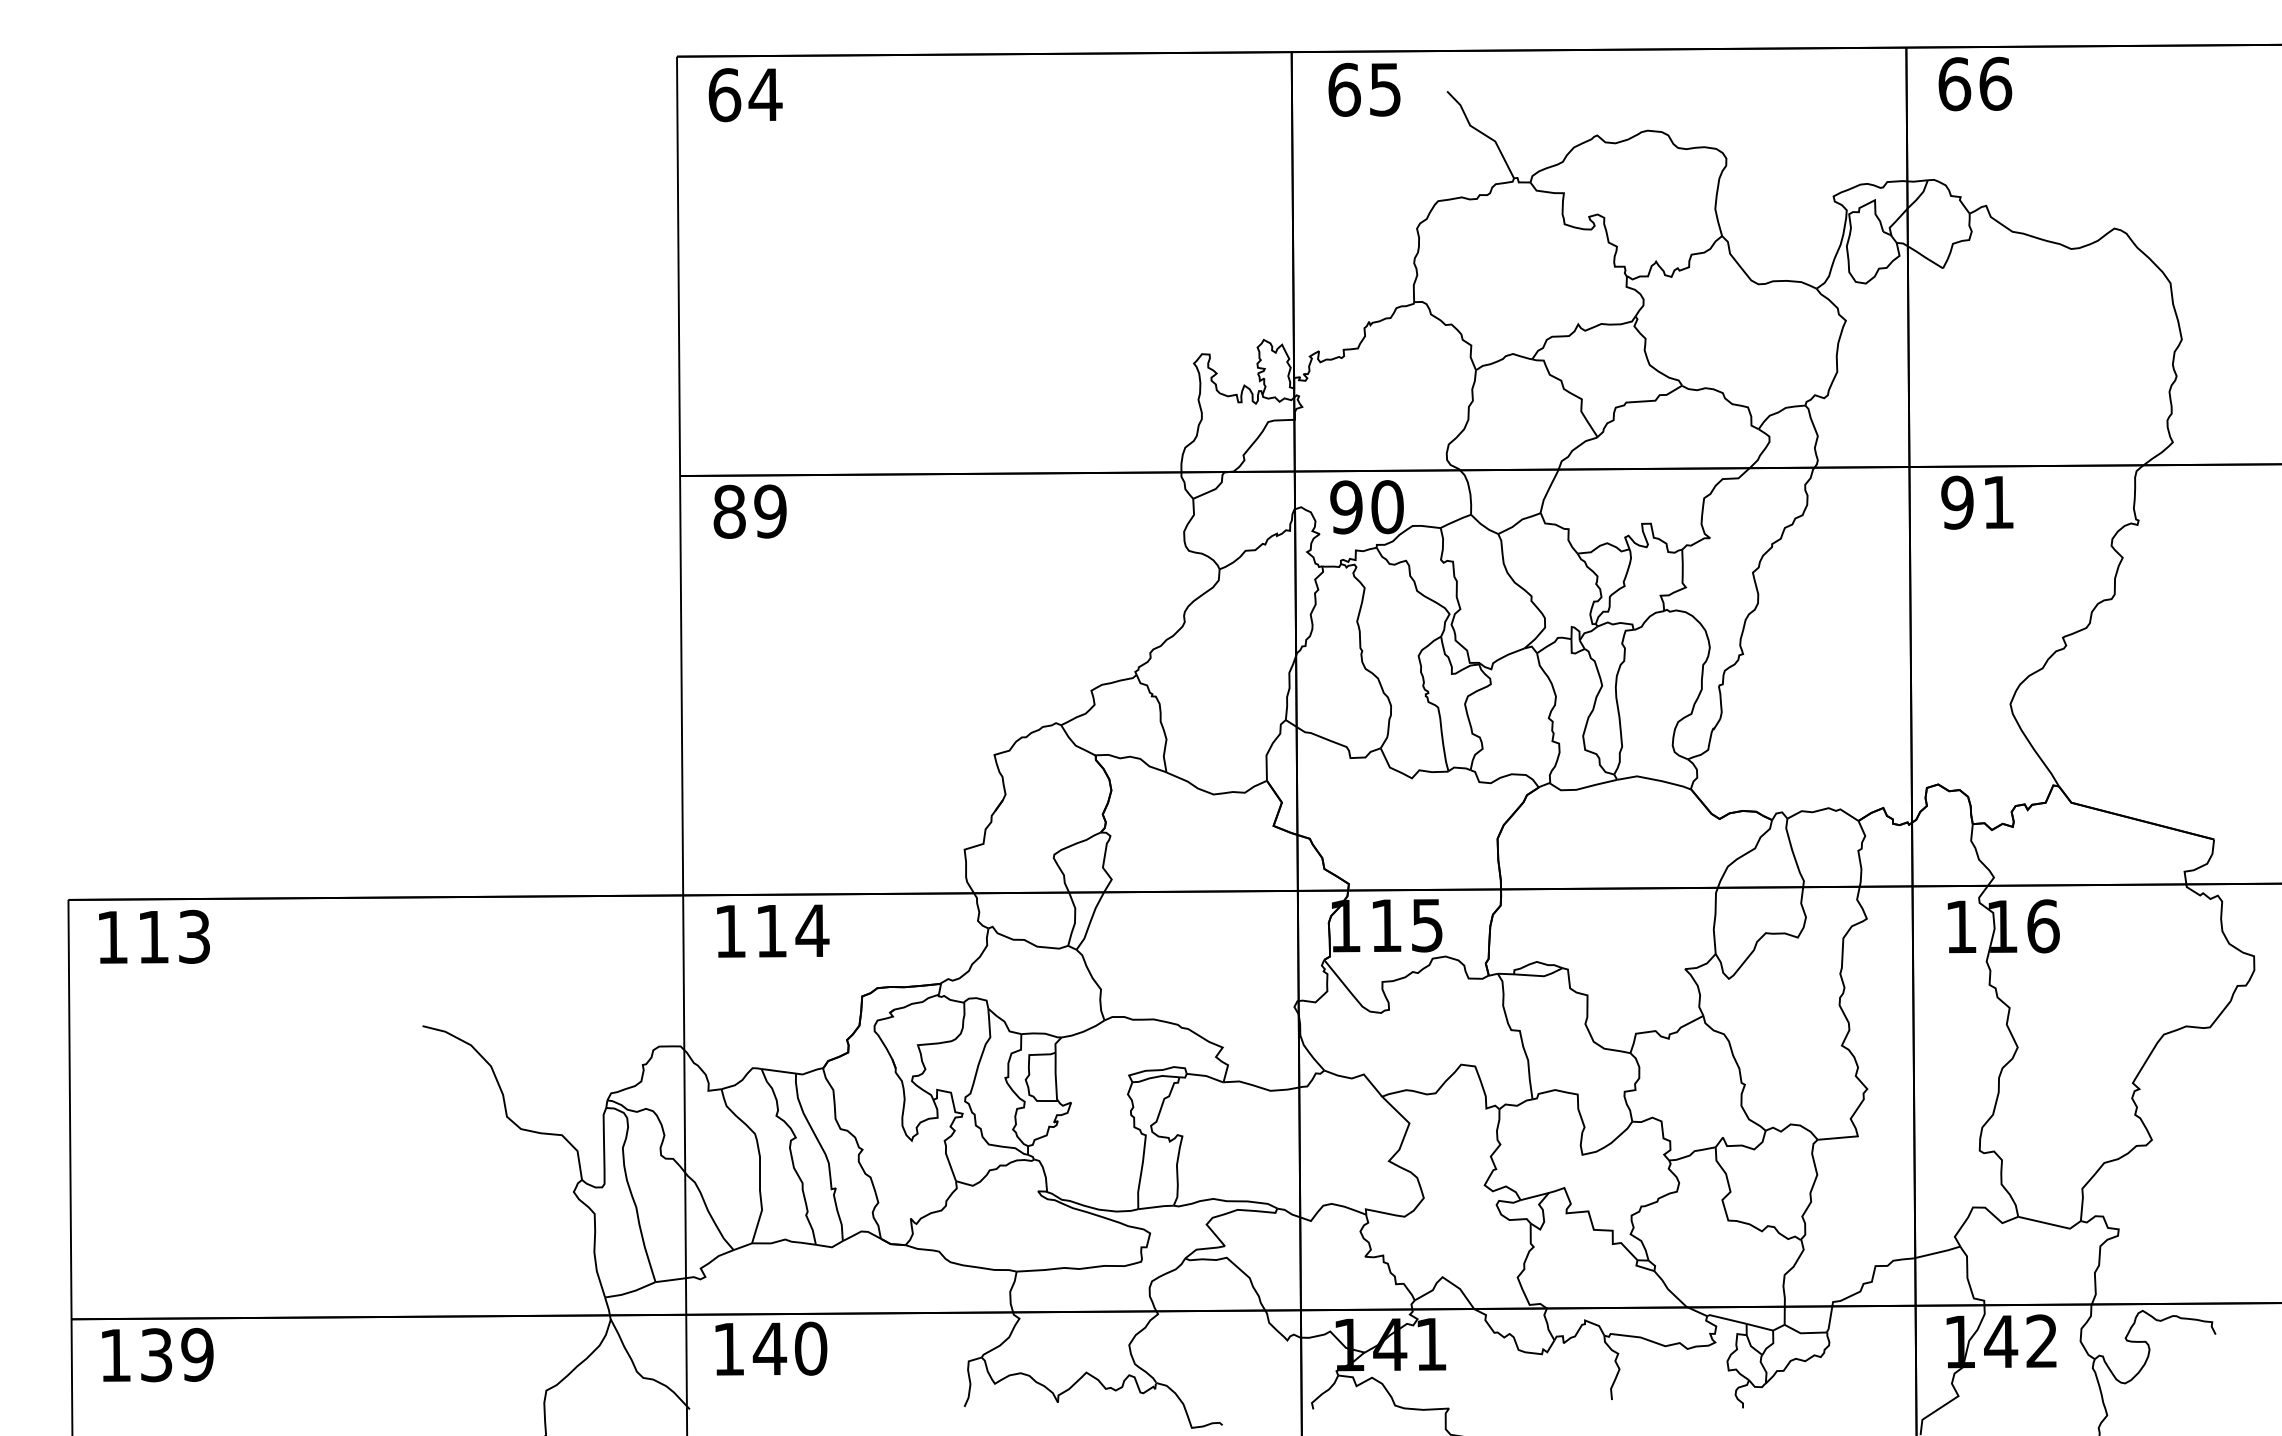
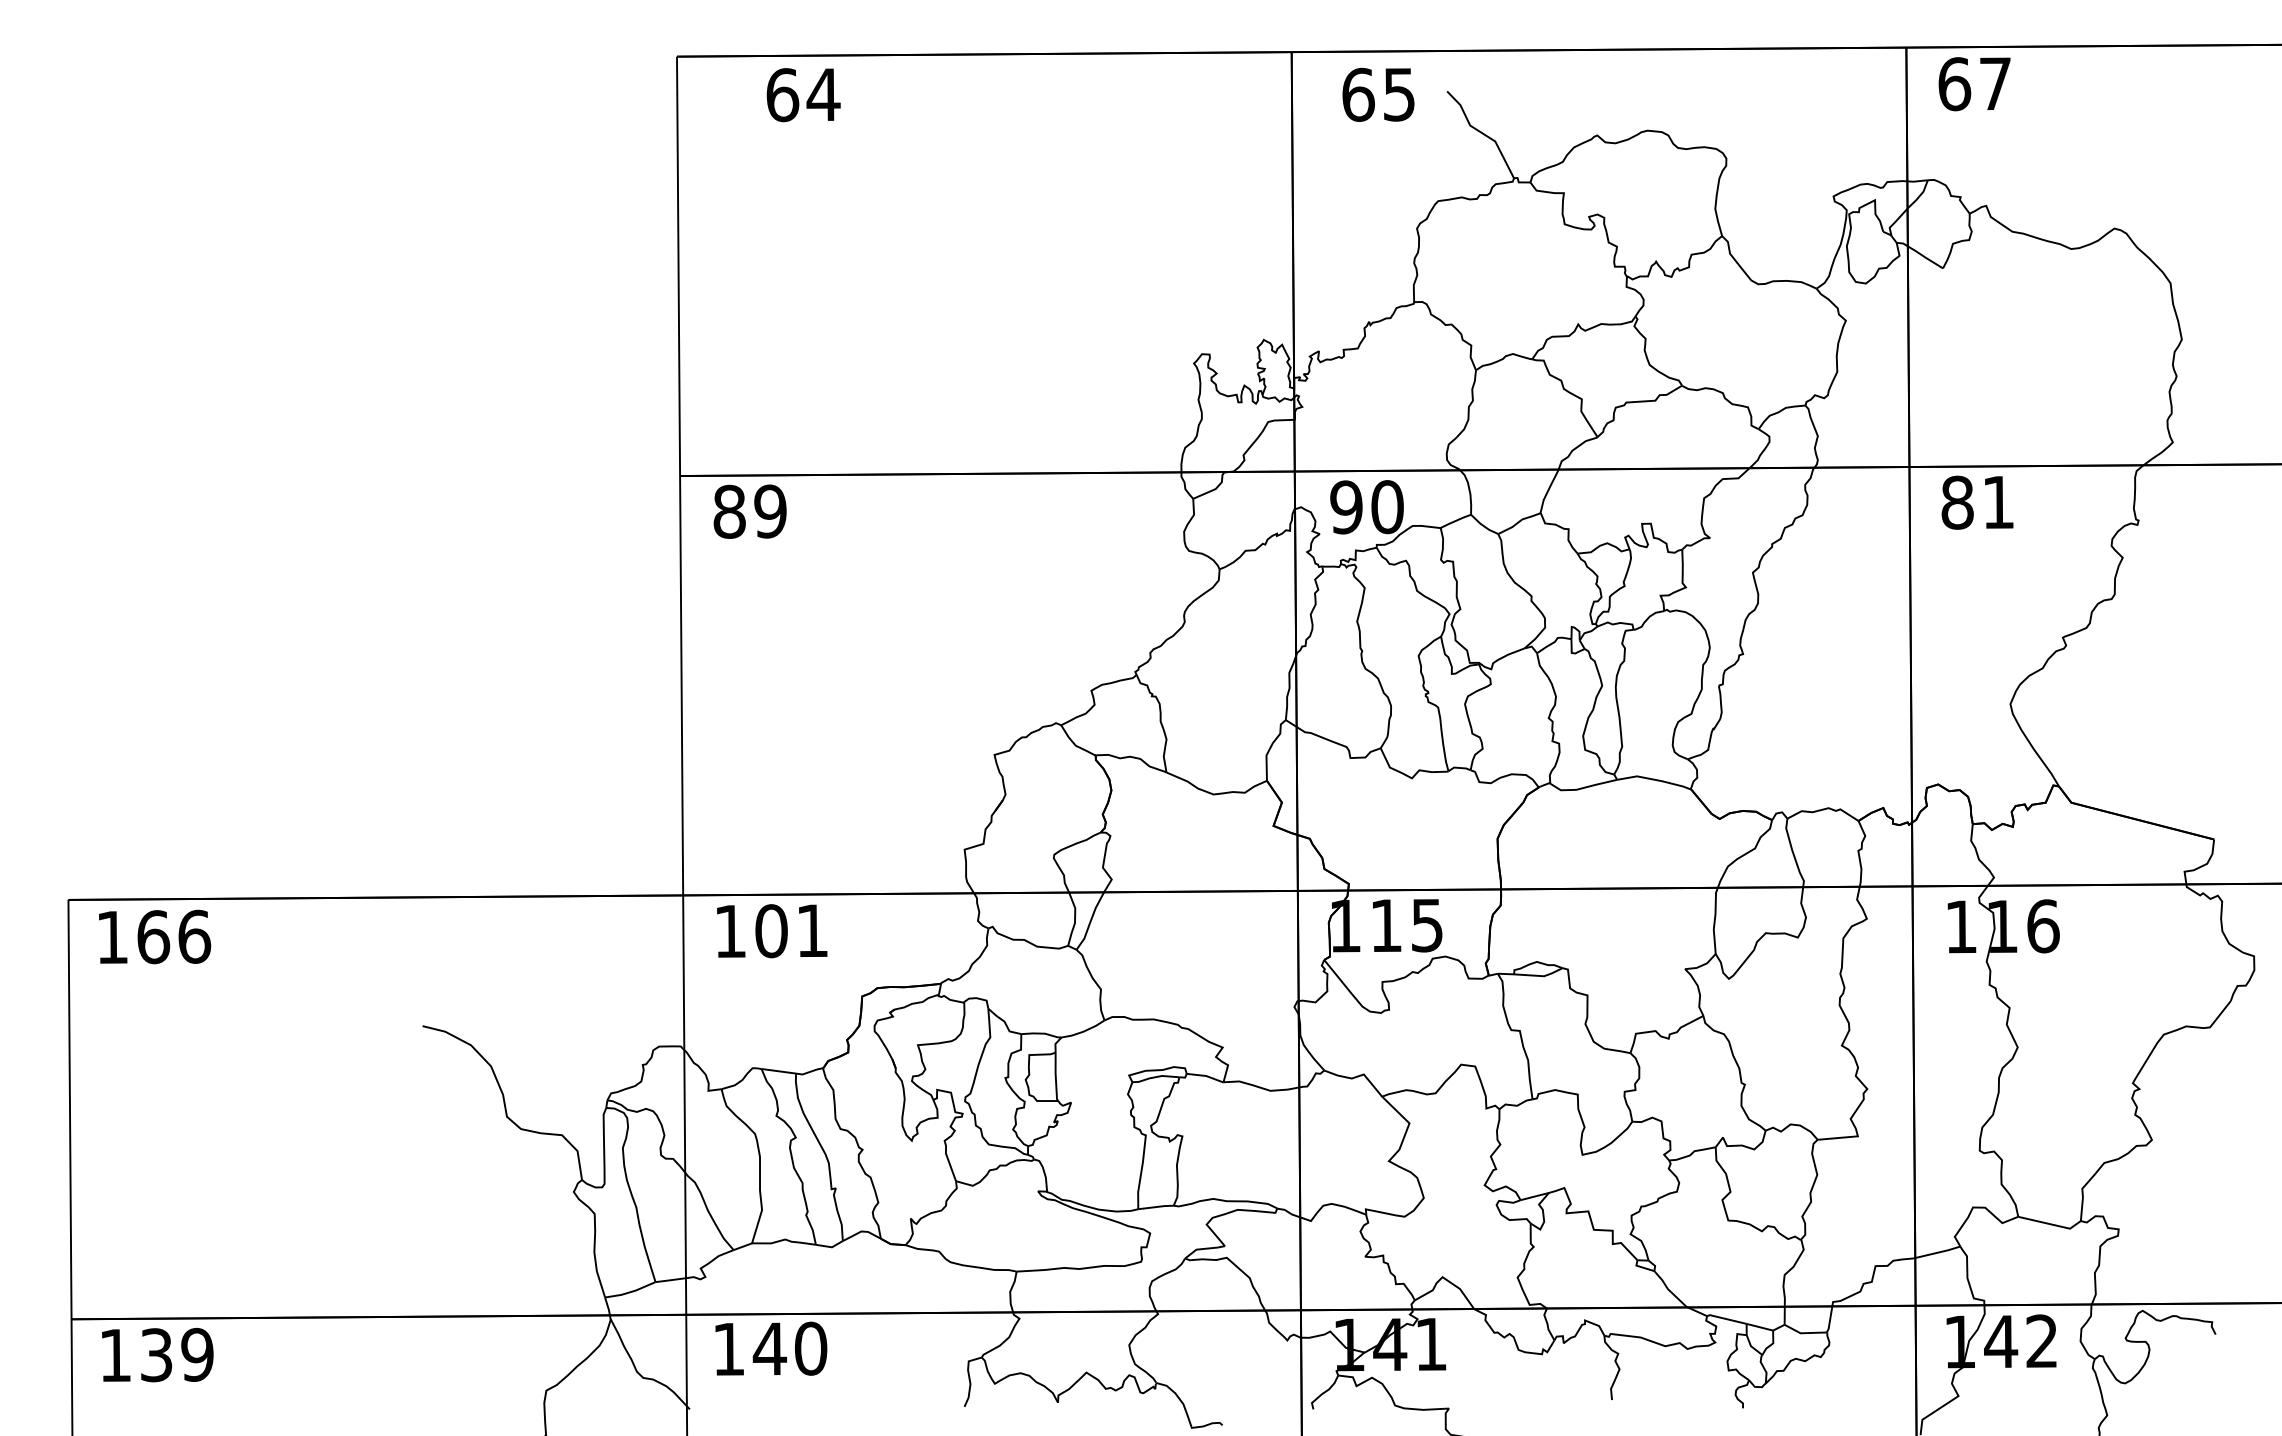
text: 66 -> 67 (1995, 83)
text position: (1364, 89) -> (1378, 94) (1378, 94)
text position: (745, 95) -> (803, 95) (803, 95)
text: 91 -> 81 (1957, 502)
text: 114 -> 101 (792, 931)
text: 113 -> 166 (174, 936)
